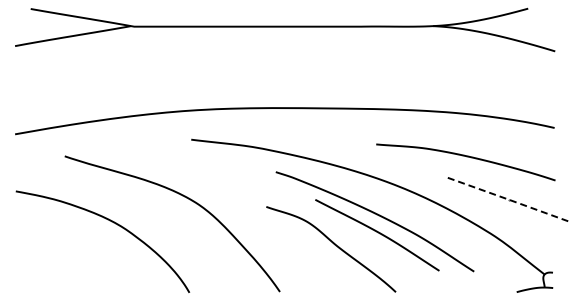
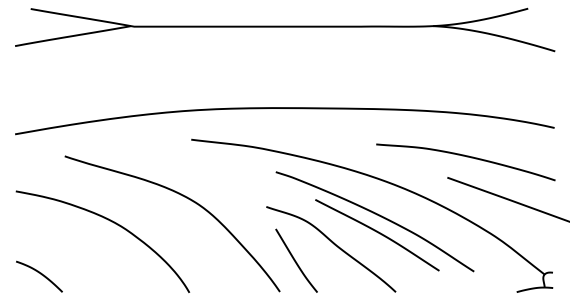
line: dashed -> solid (509, 199)
curve: none -> present (295, 260)
curve: none -> present (40, 274)
